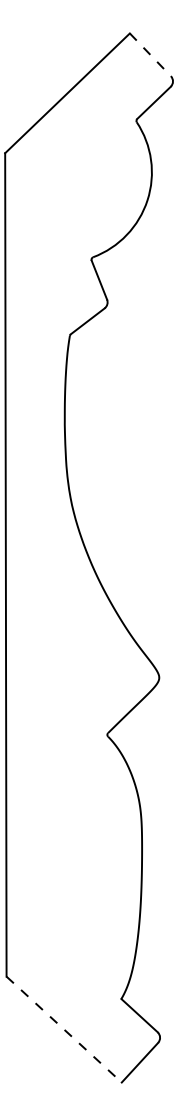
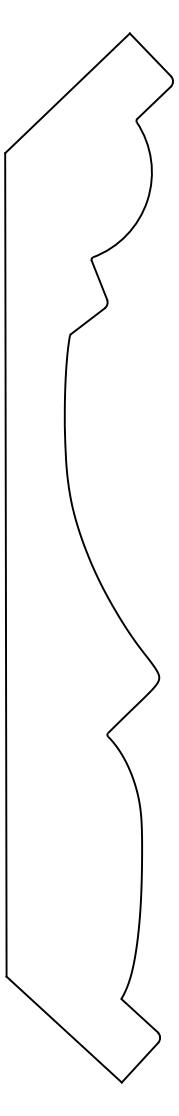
line: dashed -> solid (150, 54)
line: dashed -> solid (64, 1029)
